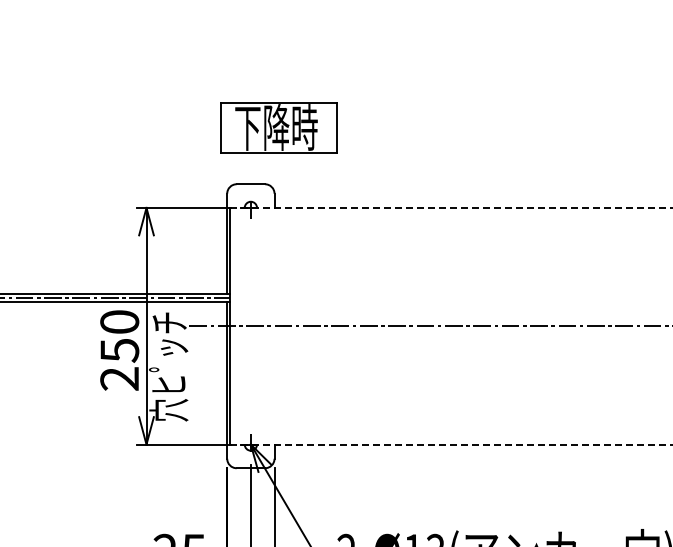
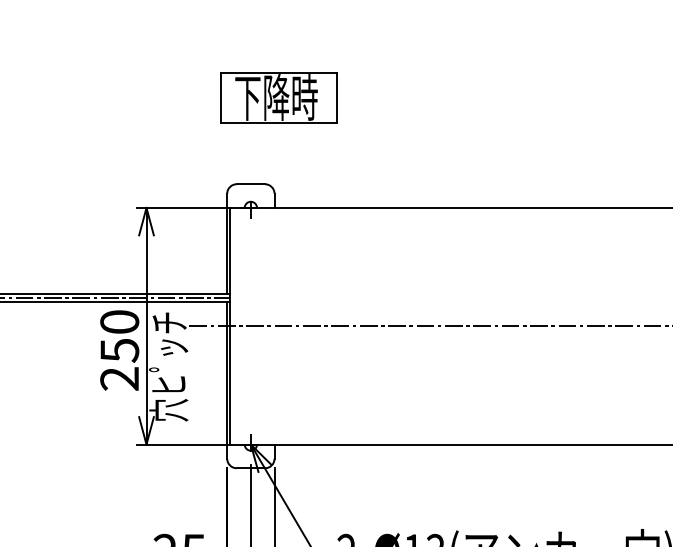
part position: (278, 127) -> (278, 97) (278, 97)
line: dashed -> solid (451, 207)
line: dashed -> solid (451, 444)
